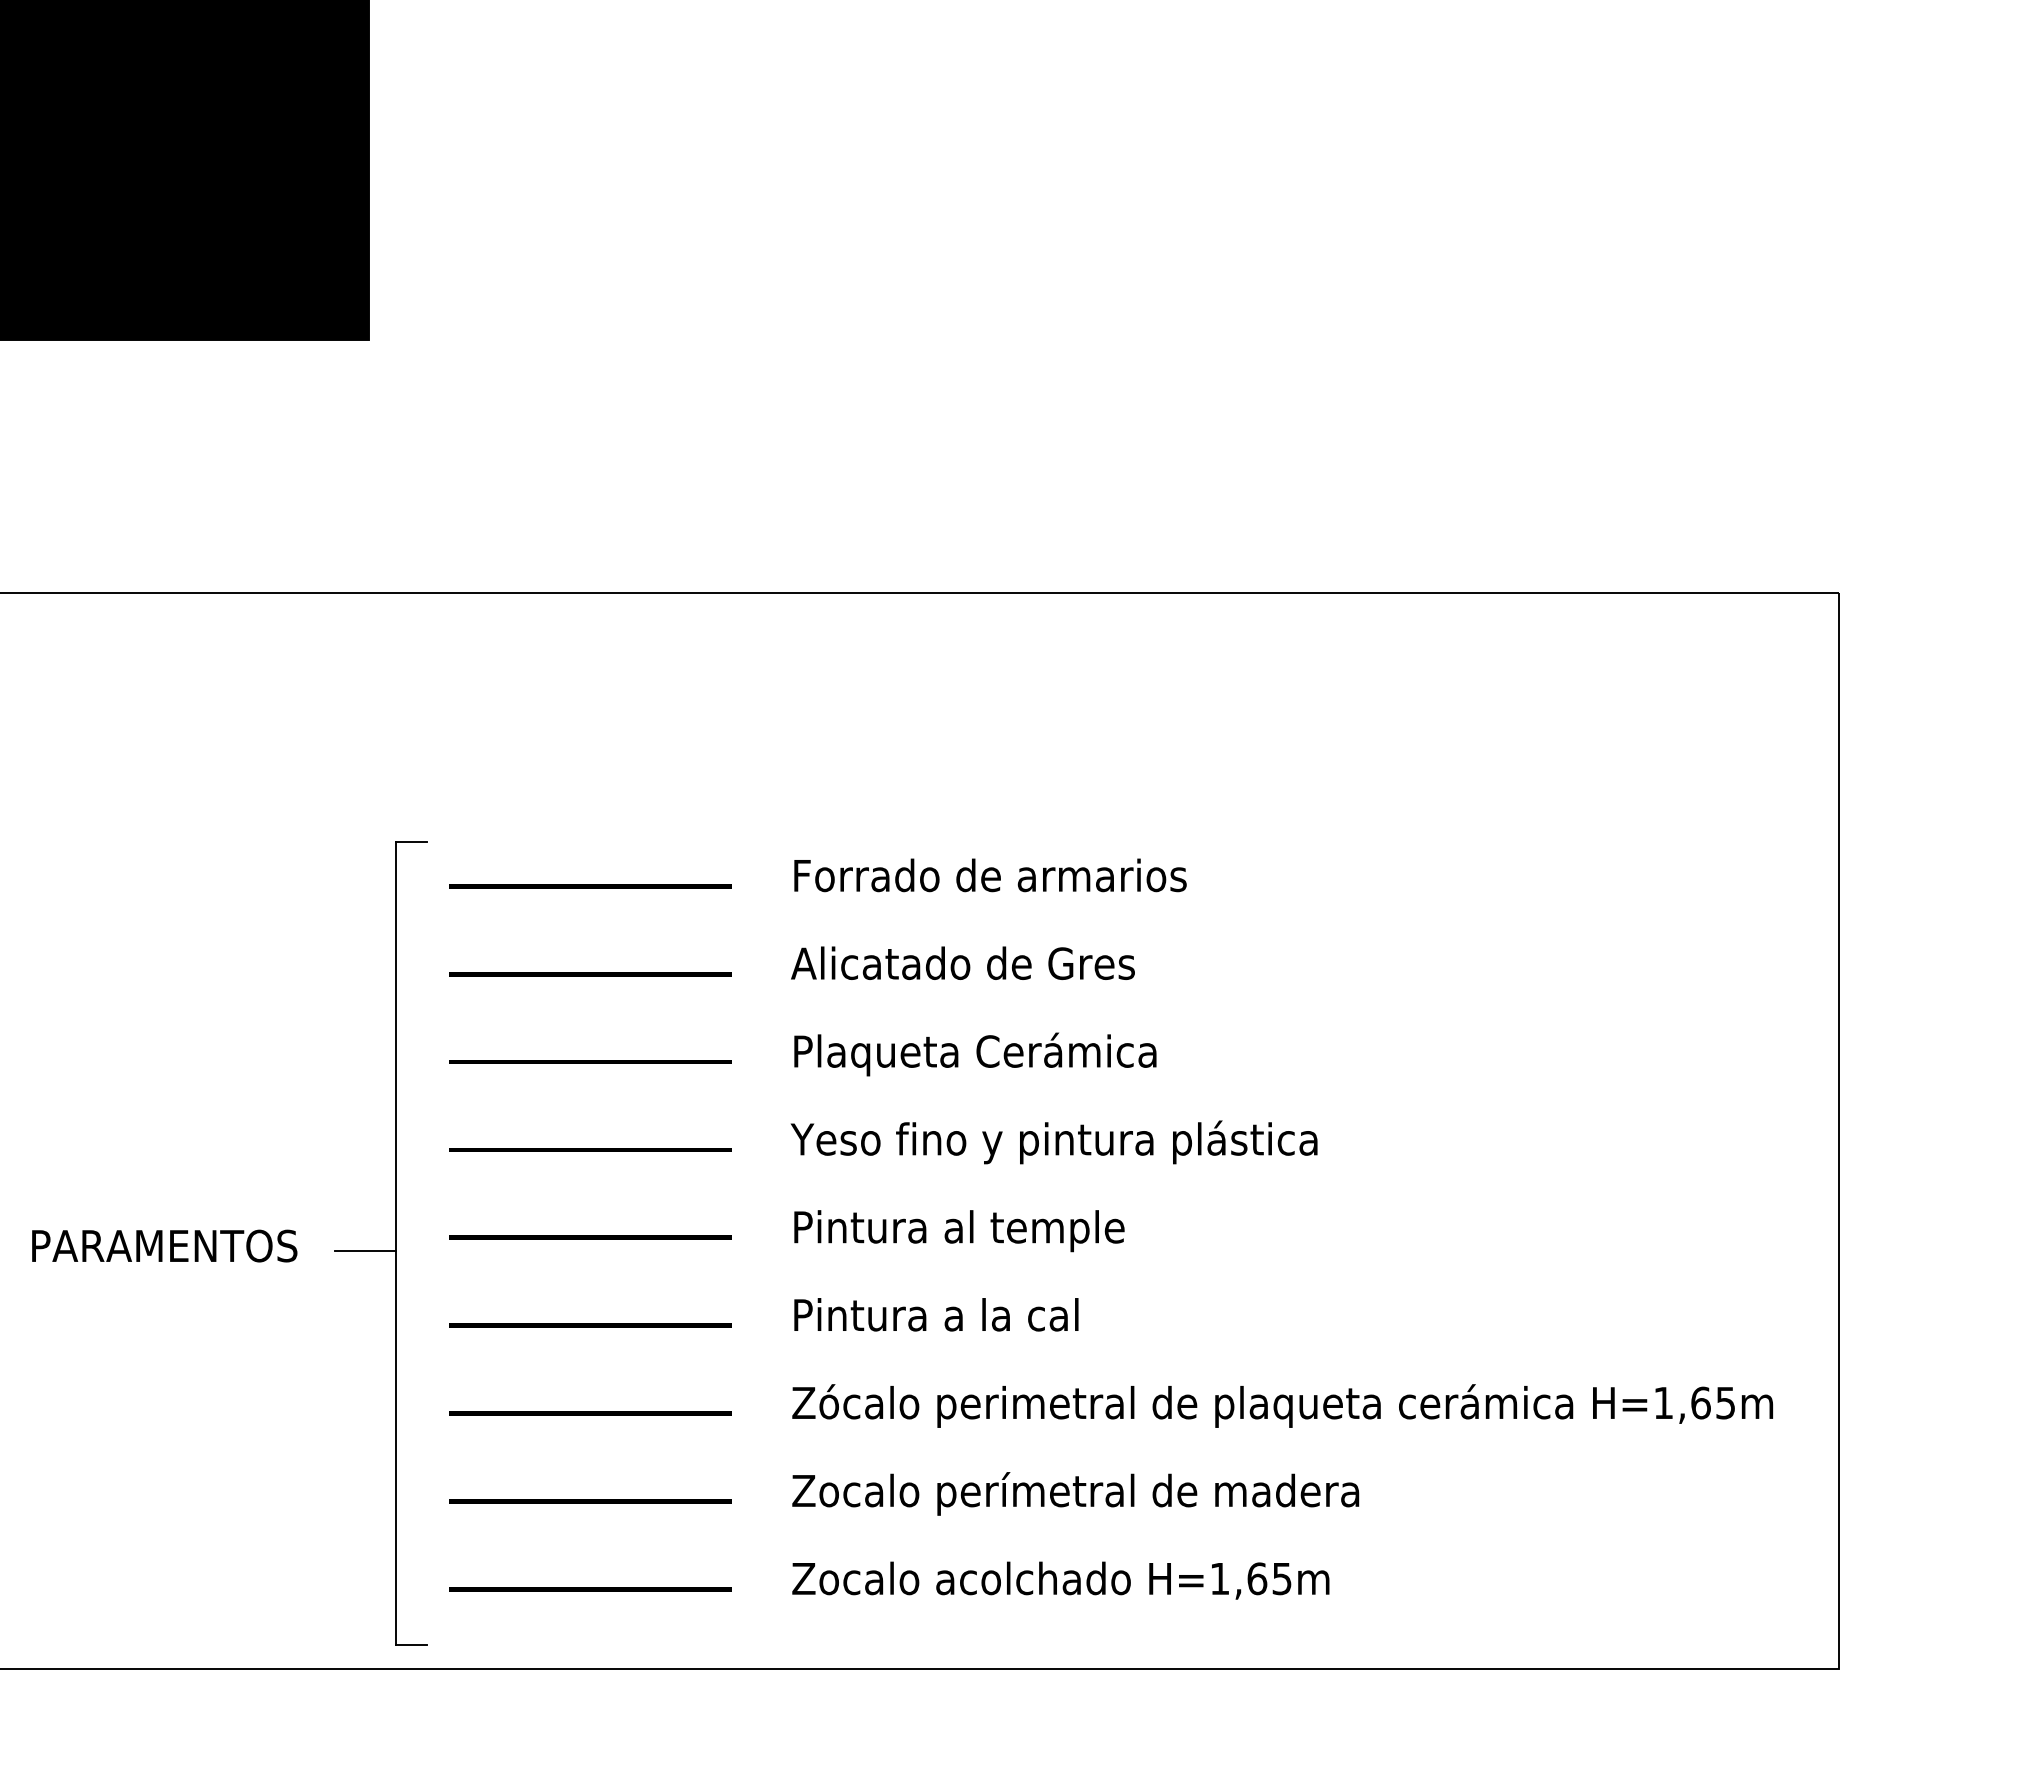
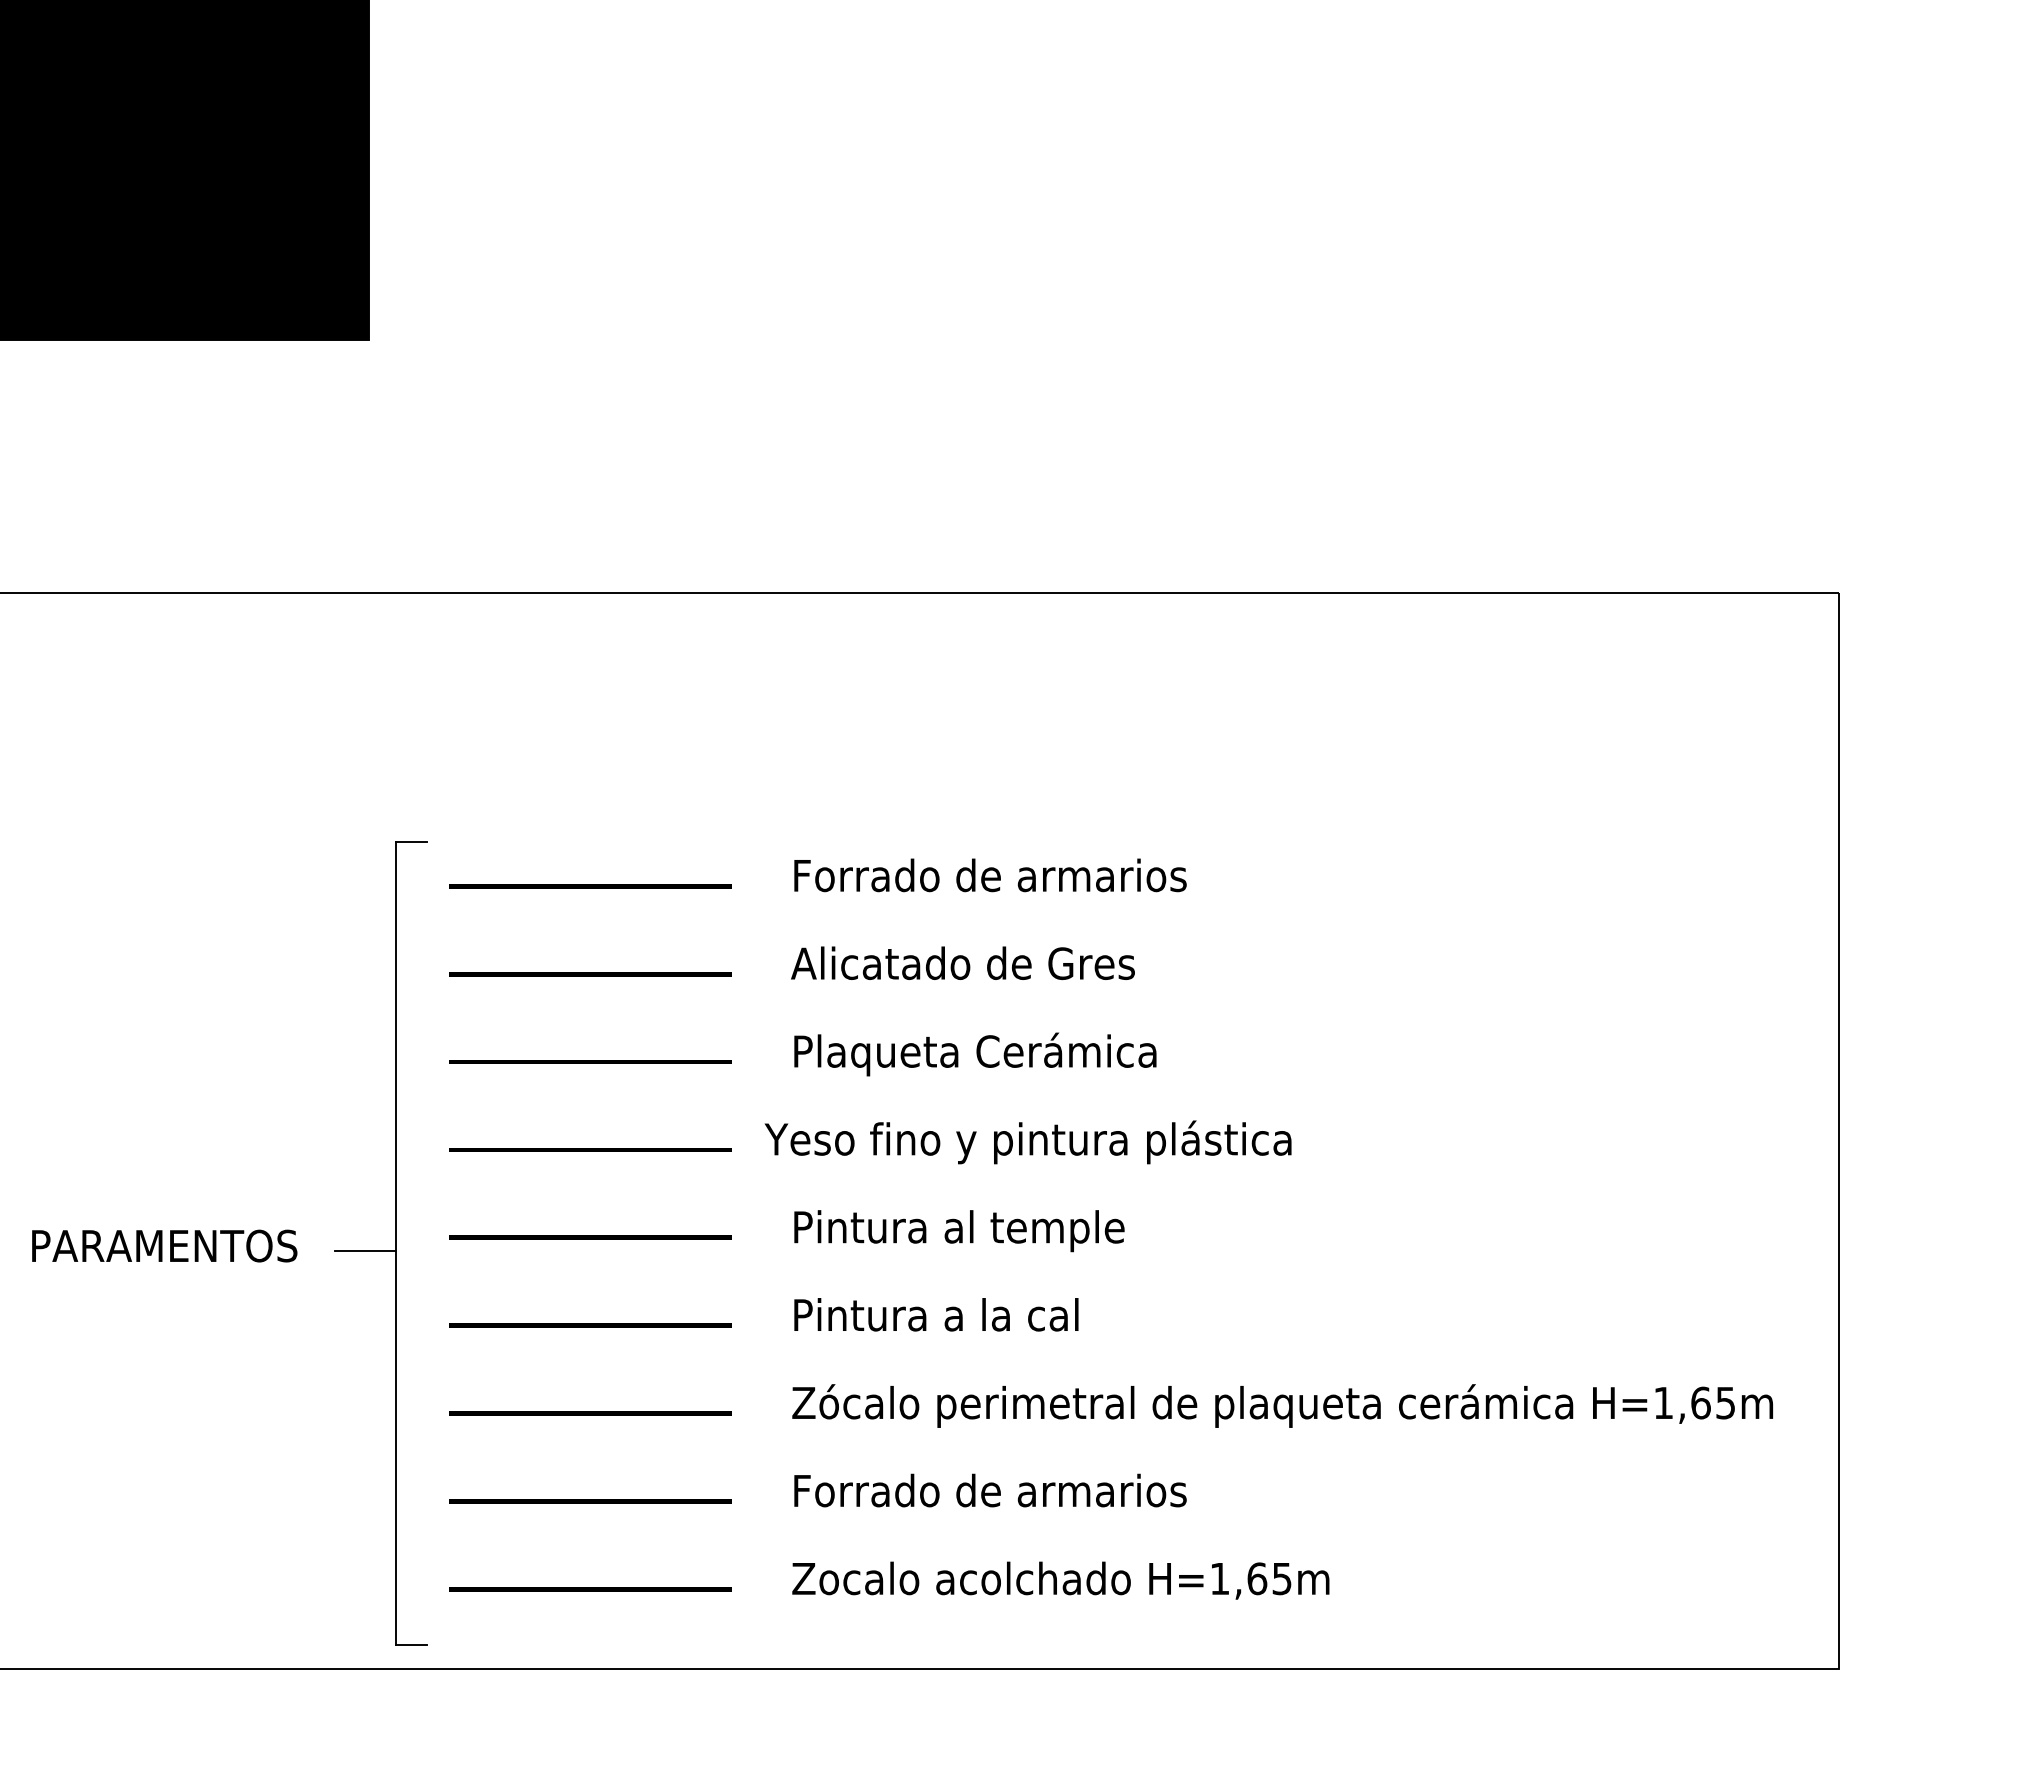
text position: (1053, 1142) -> (1027, 1142) (1027, 1142)
text: Zocalo perímetral de madera -> Forrado de armarios (1075, 1493)
